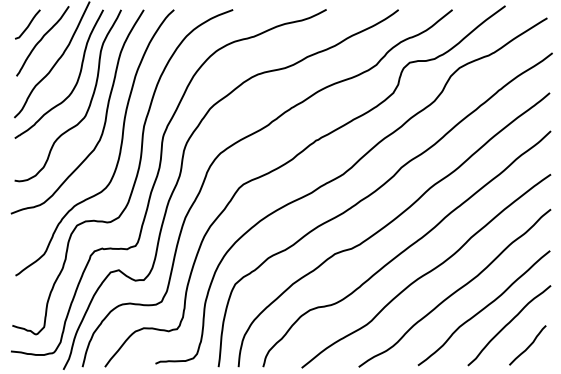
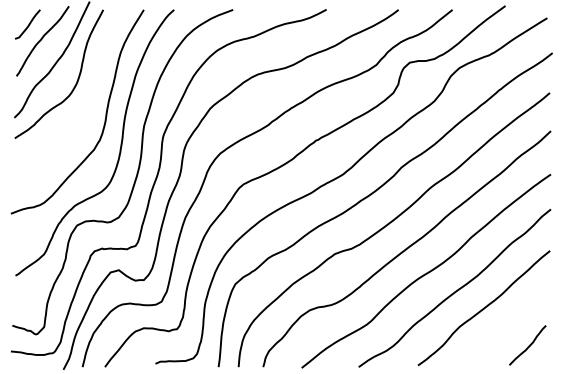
curve: present -> none (89, 102)
curve: present -> none (508, 324)
